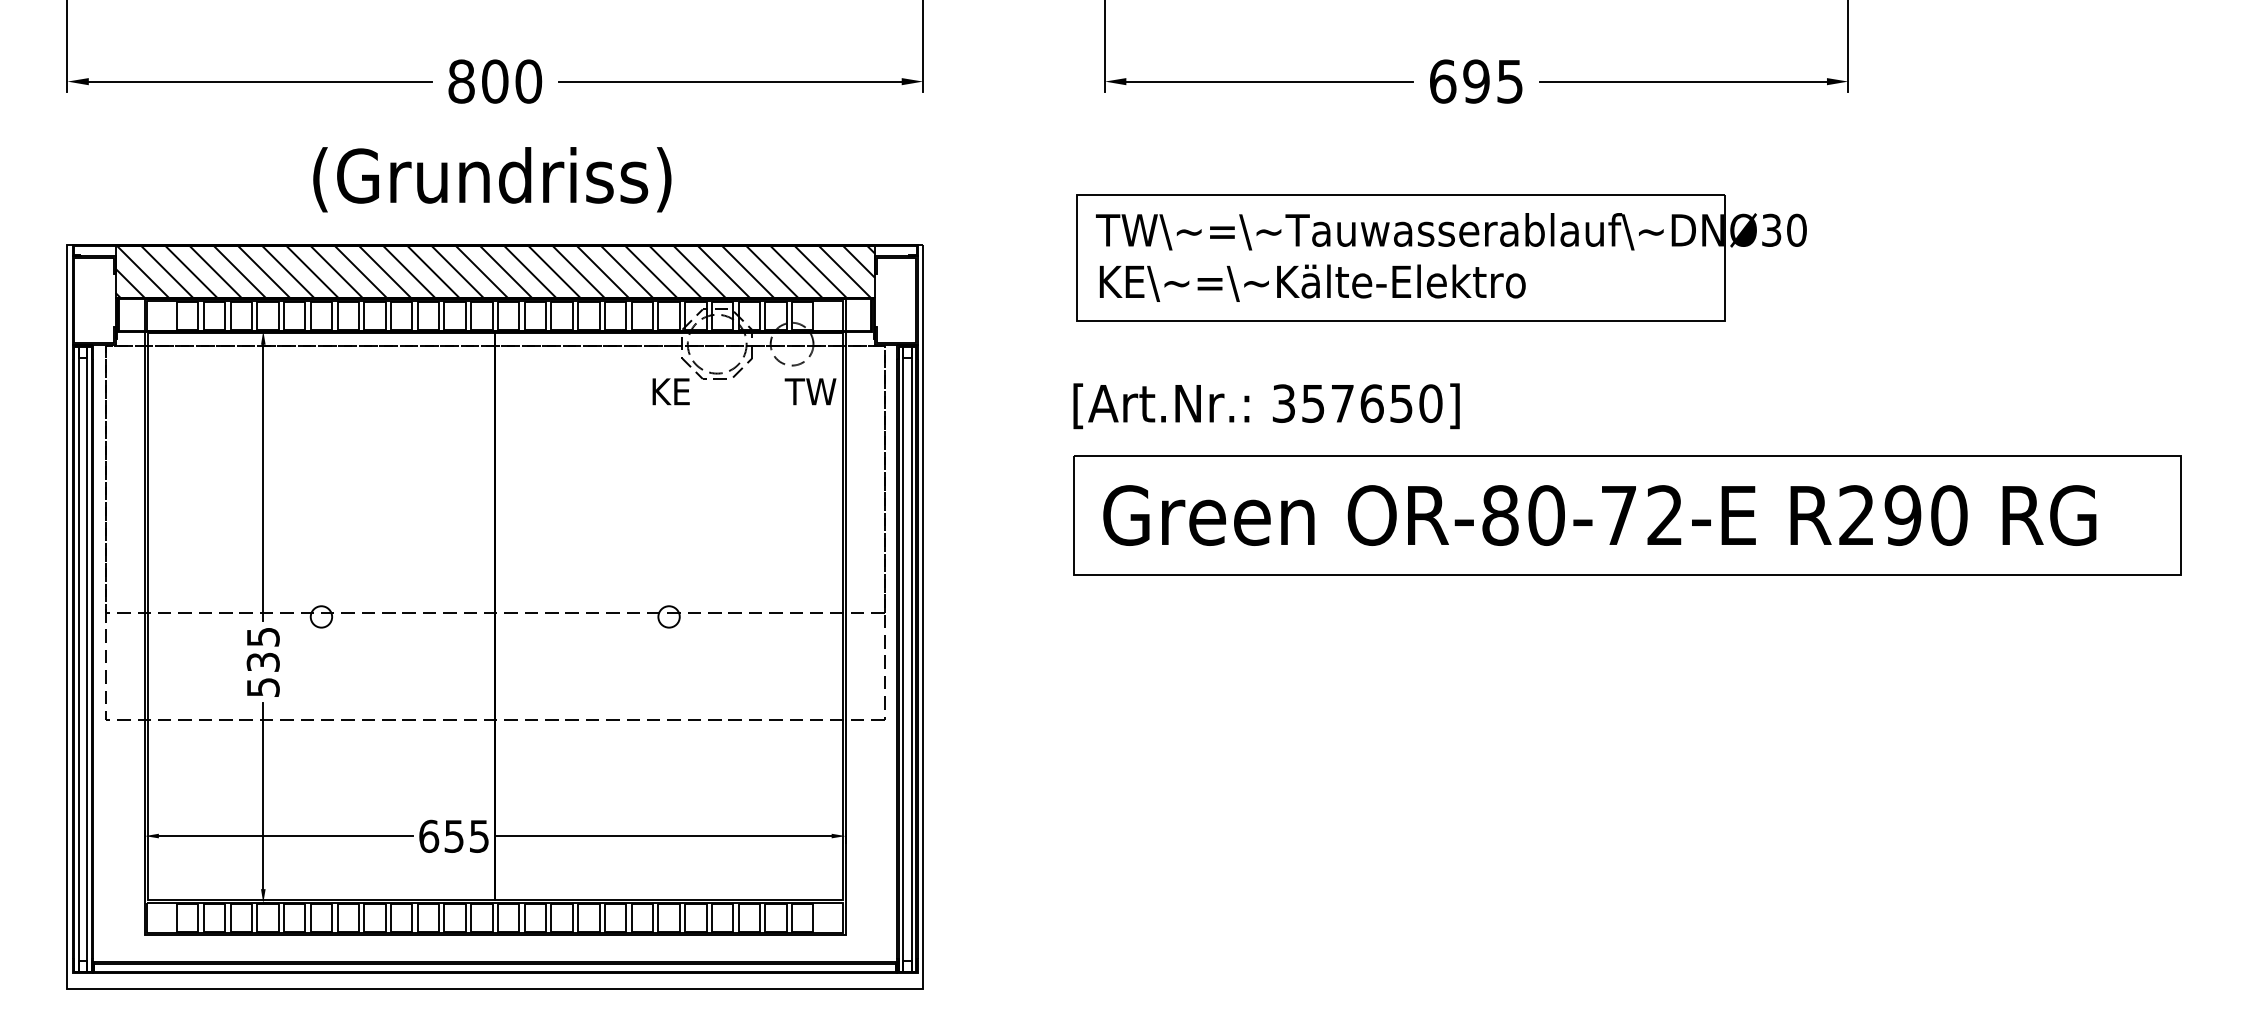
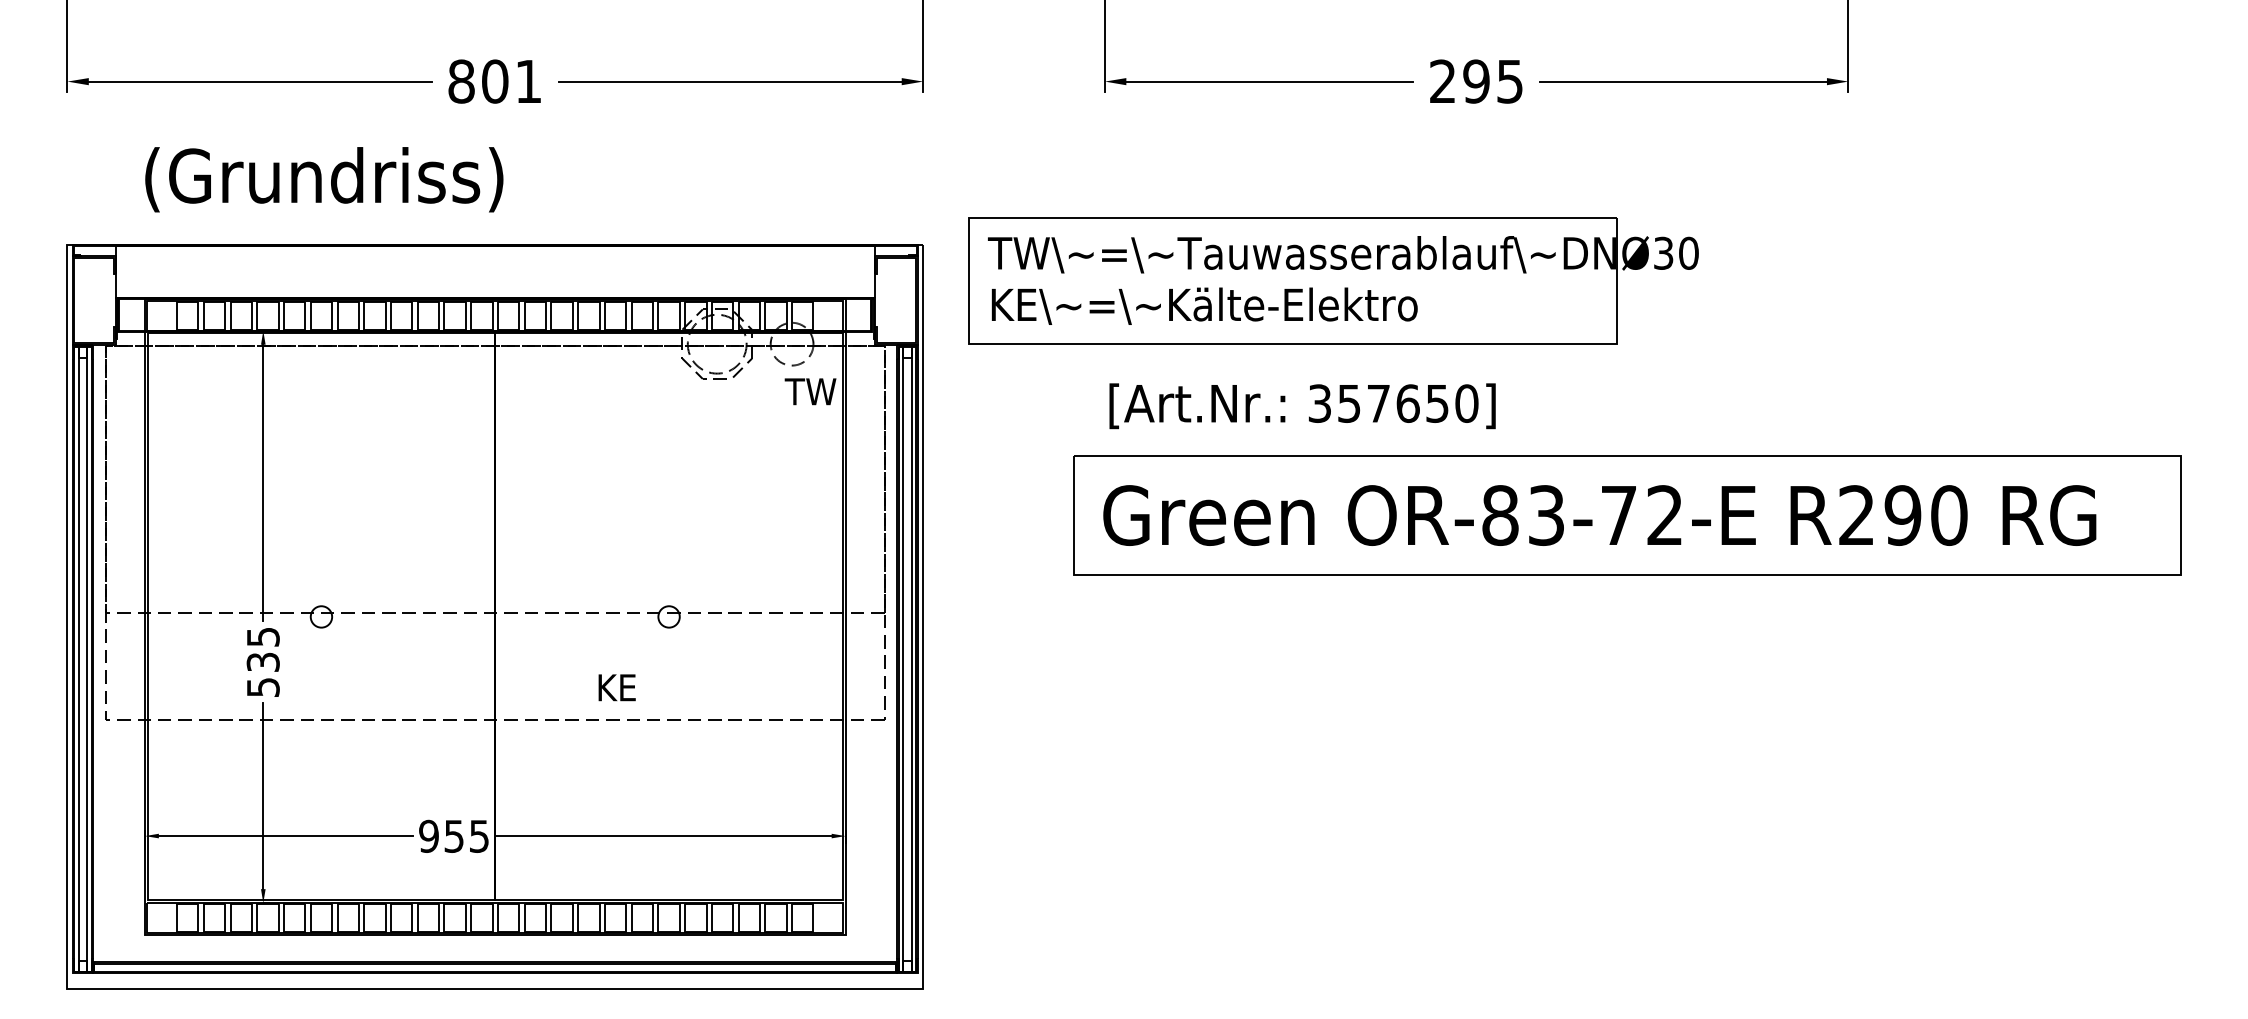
text: 800 -> 801 (528, 81)
text: 695 -> 295 (1443, 81)
text position: (492, 179) -> (324, 179) (324, 179)
part position: (1441, 257) -> (1333, 280) (1333, 280)
hatch: present -> none (494, 271)
text position: (670, 391) -> (616, 687) (616, 687)
text position: (1266, 406) -> (1302, 406) (1302, 406)
text: OR-80-72-E -> OR-83-72-E (1546, 515)
text: 655 -> 955 (429, 835)
